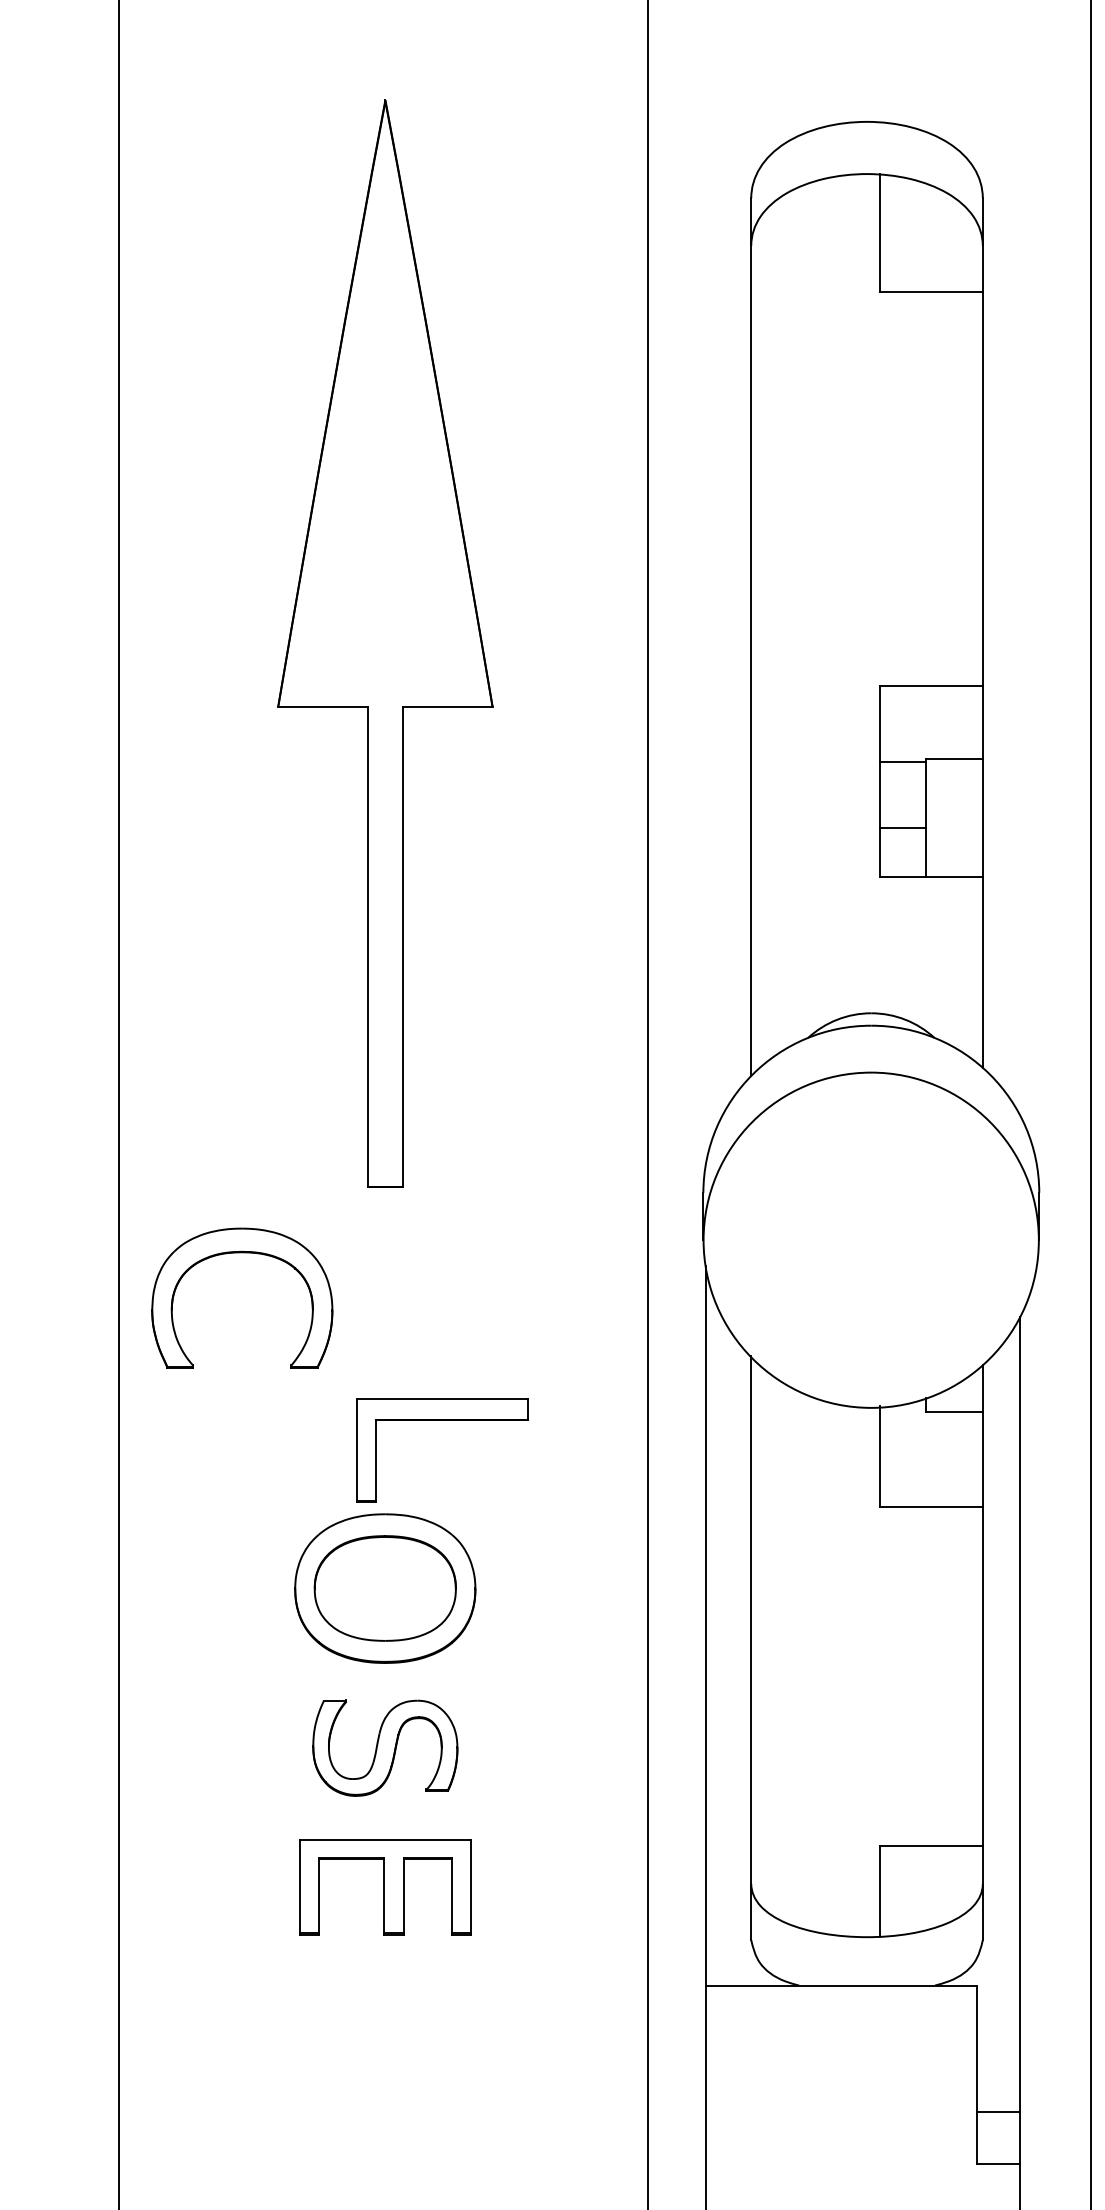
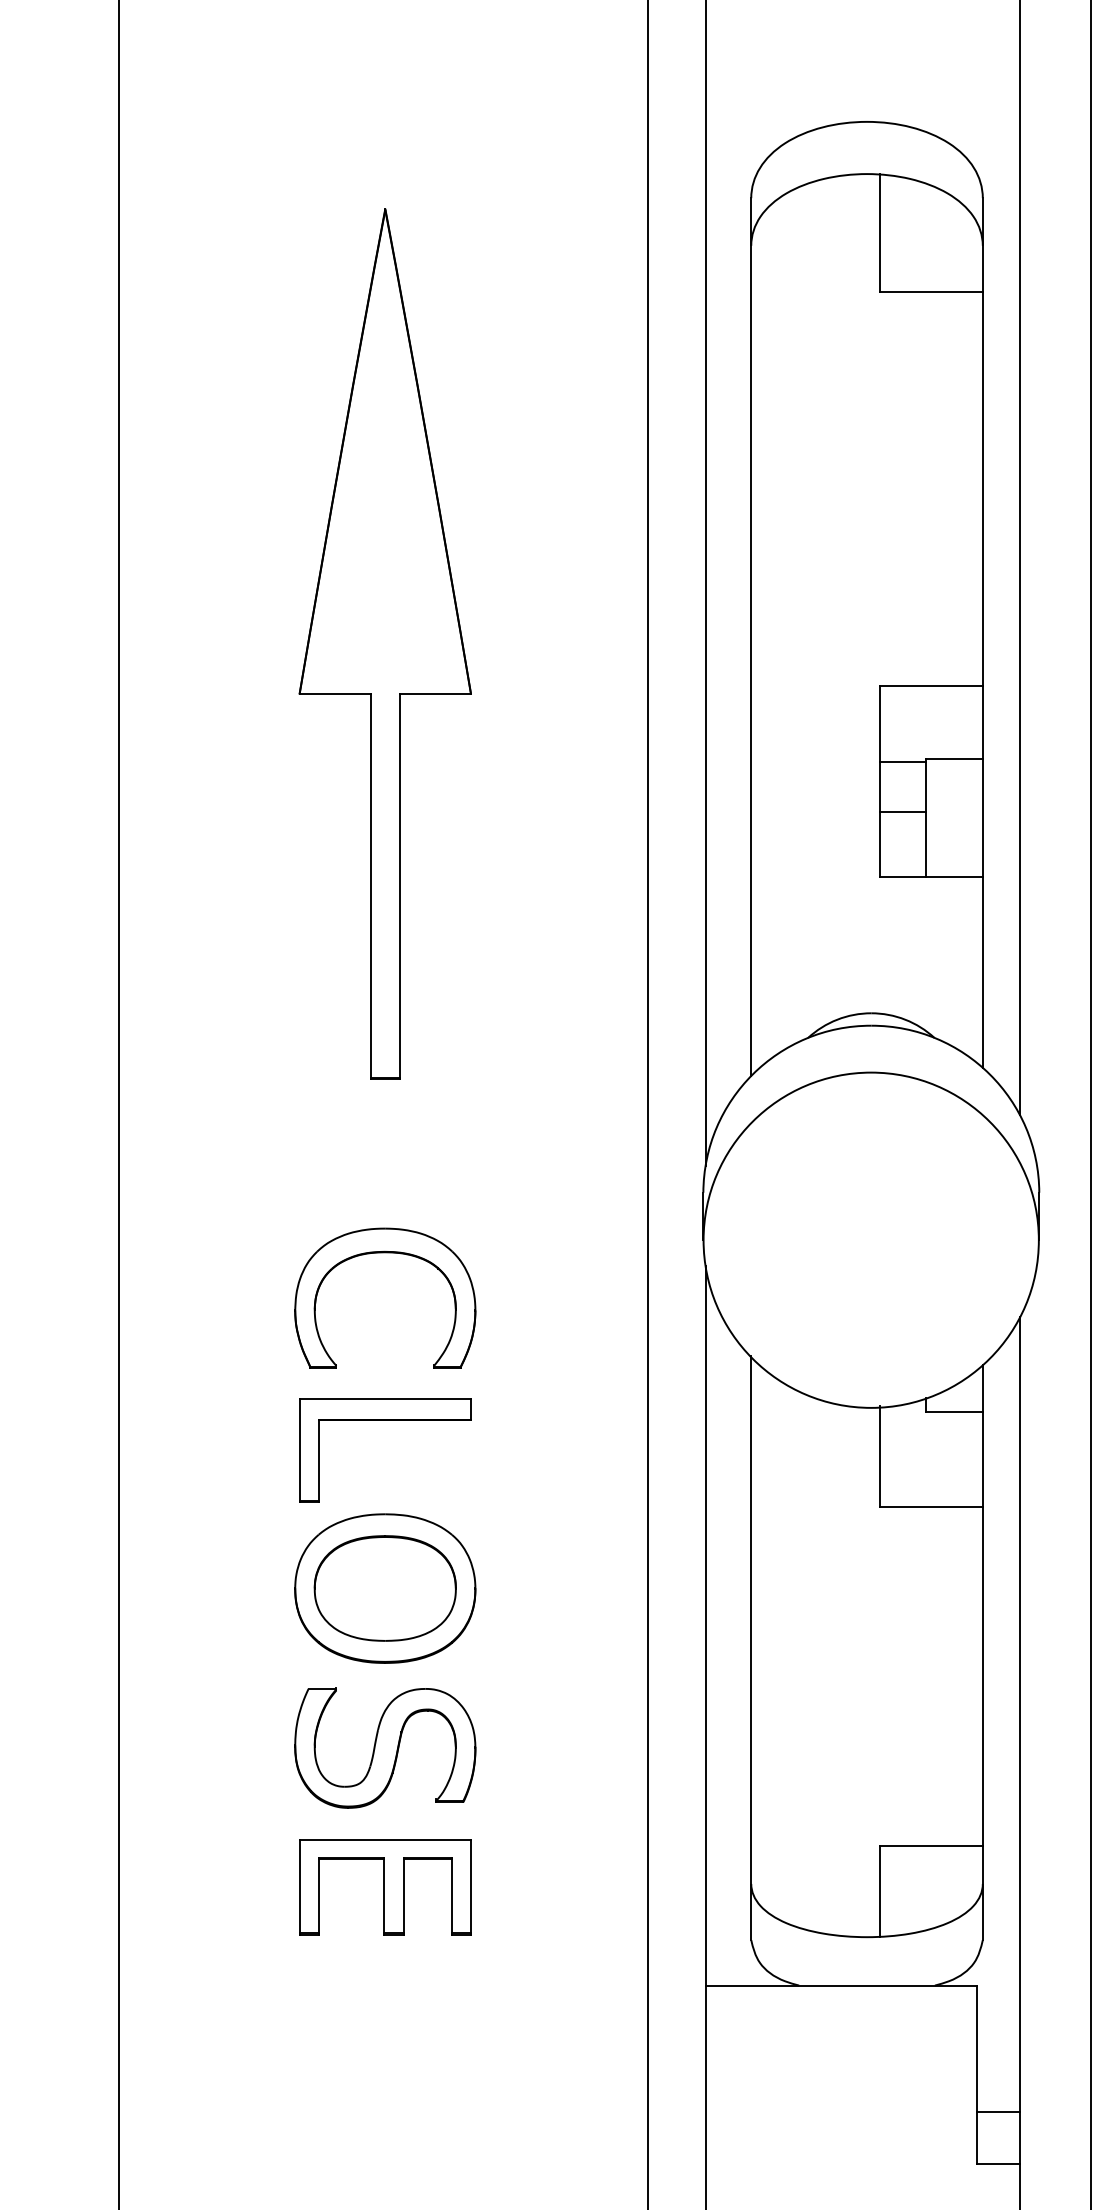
line: none -> present (1019, 558)
line: none -> present (705, 584)
part size: 217x1089 px -> 174x872 px (384, 643)
line position: (902, 827) -> (902, 811) (902, 811)
part position: (242, 1253) -> (385, 1253) (385, 1253)
part position: (442, 1420) -> (385, 1420) (385, 1420)
part size: 147x98 px -> 183x122 px (385, 1747)
